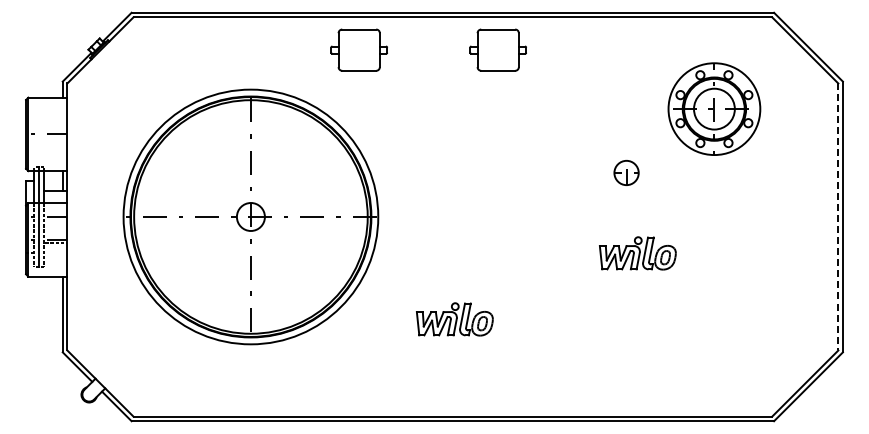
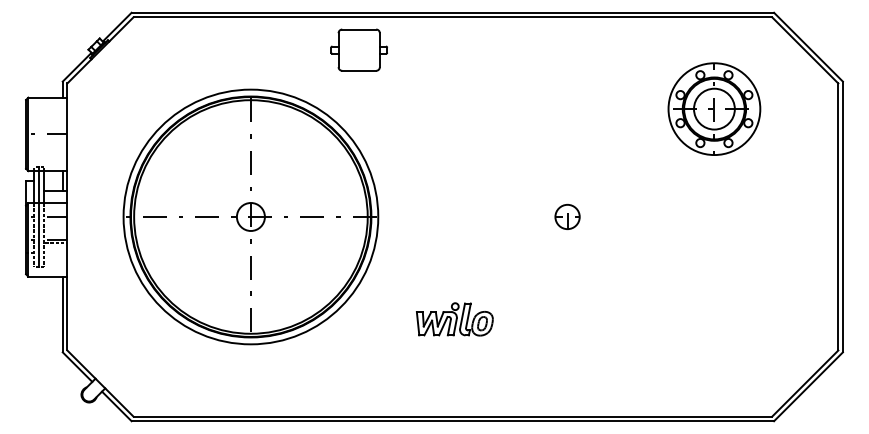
part: present -> none (497, 49)
part position: (626, 172) -> (567, 216) (567, 216)
line: dashed -> solid (838, 217)
part: present -> none (637, 253)
